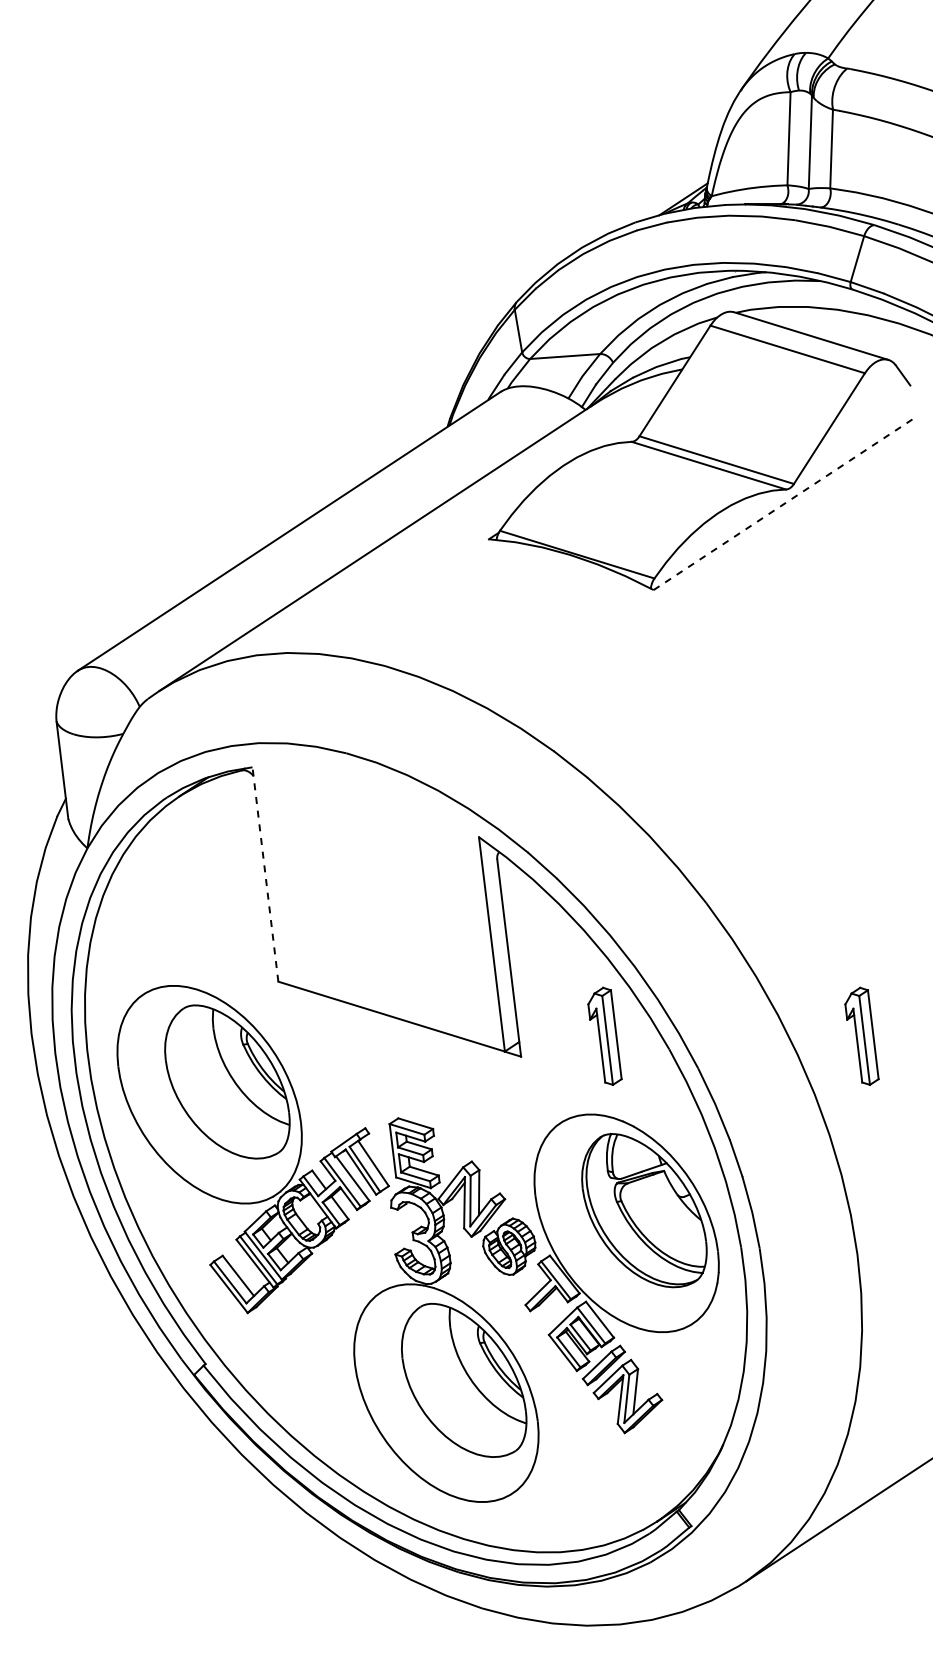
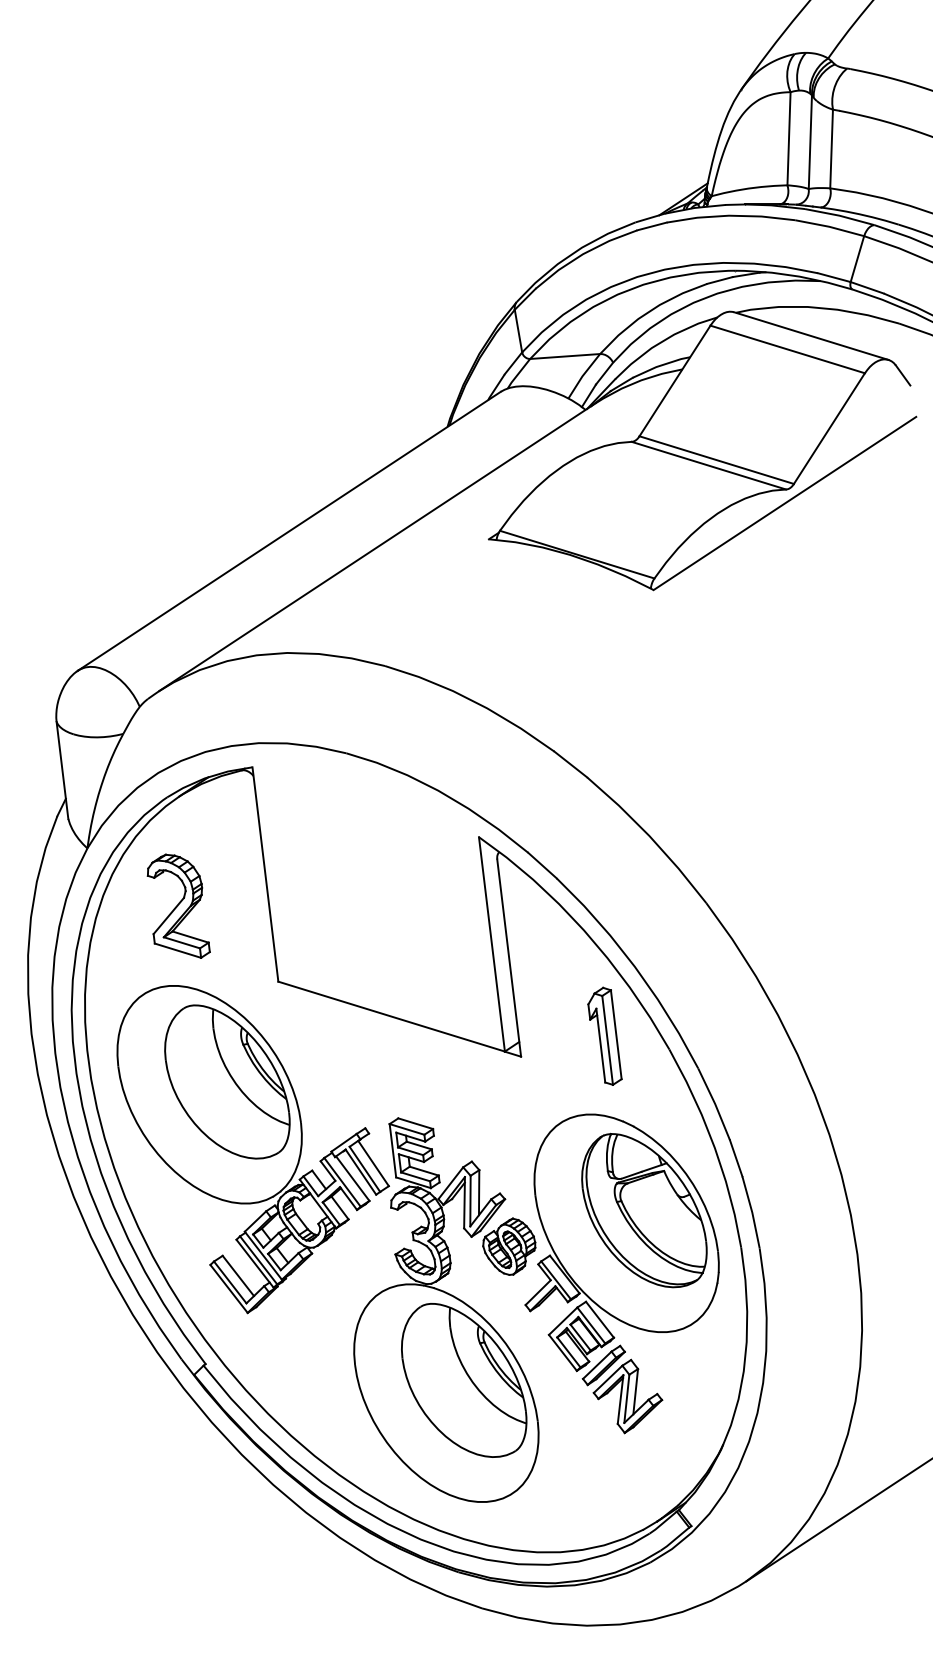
line: dashed -> solid (785, 503)
line: dashed -> solid (265, 874)
part: none -> present (178, 905)
part: present -> none (861, 1035)
